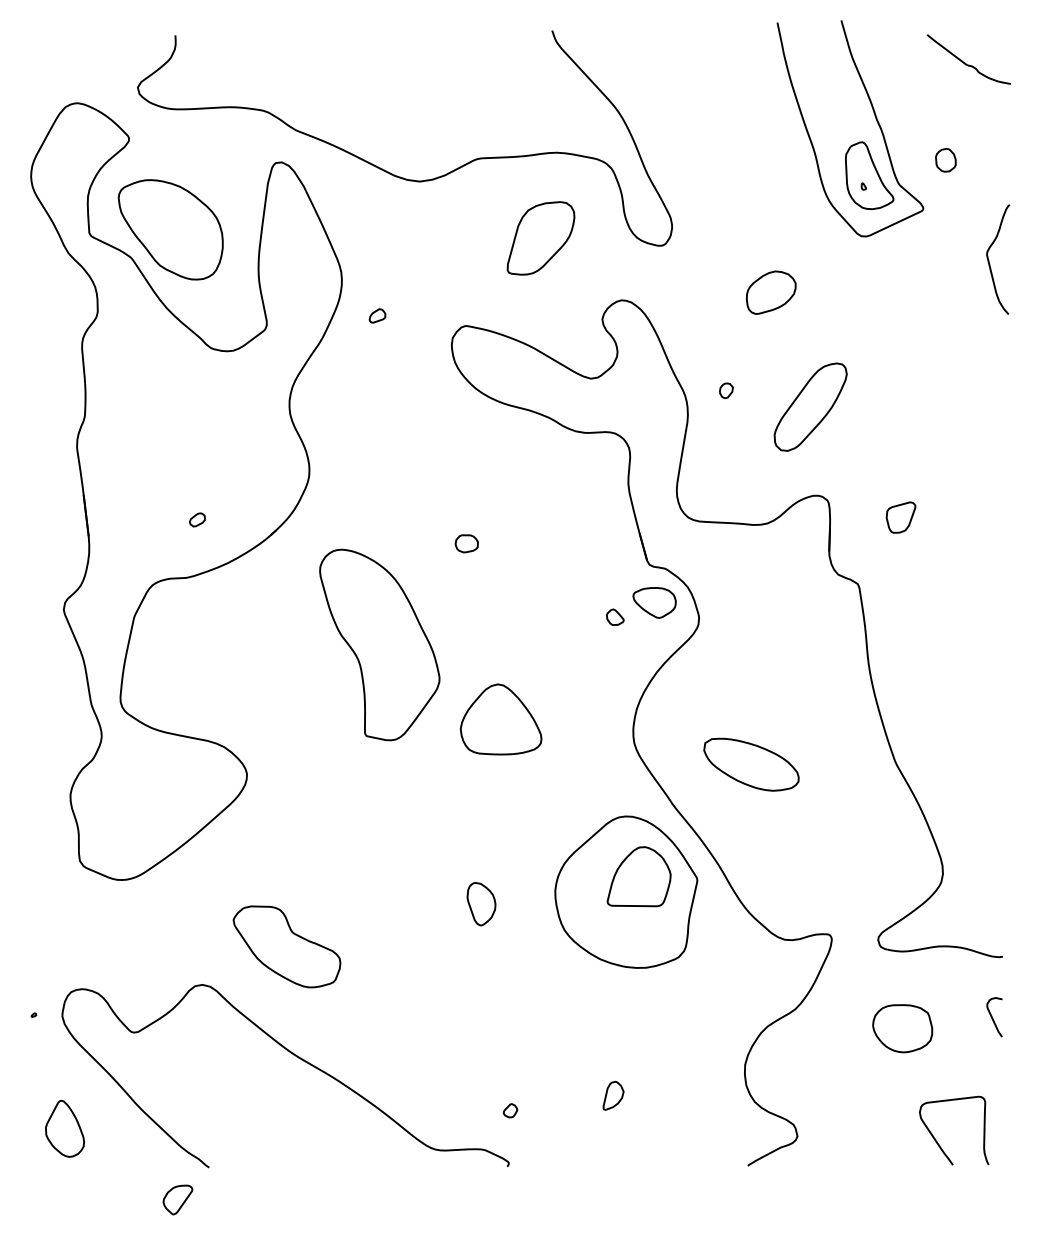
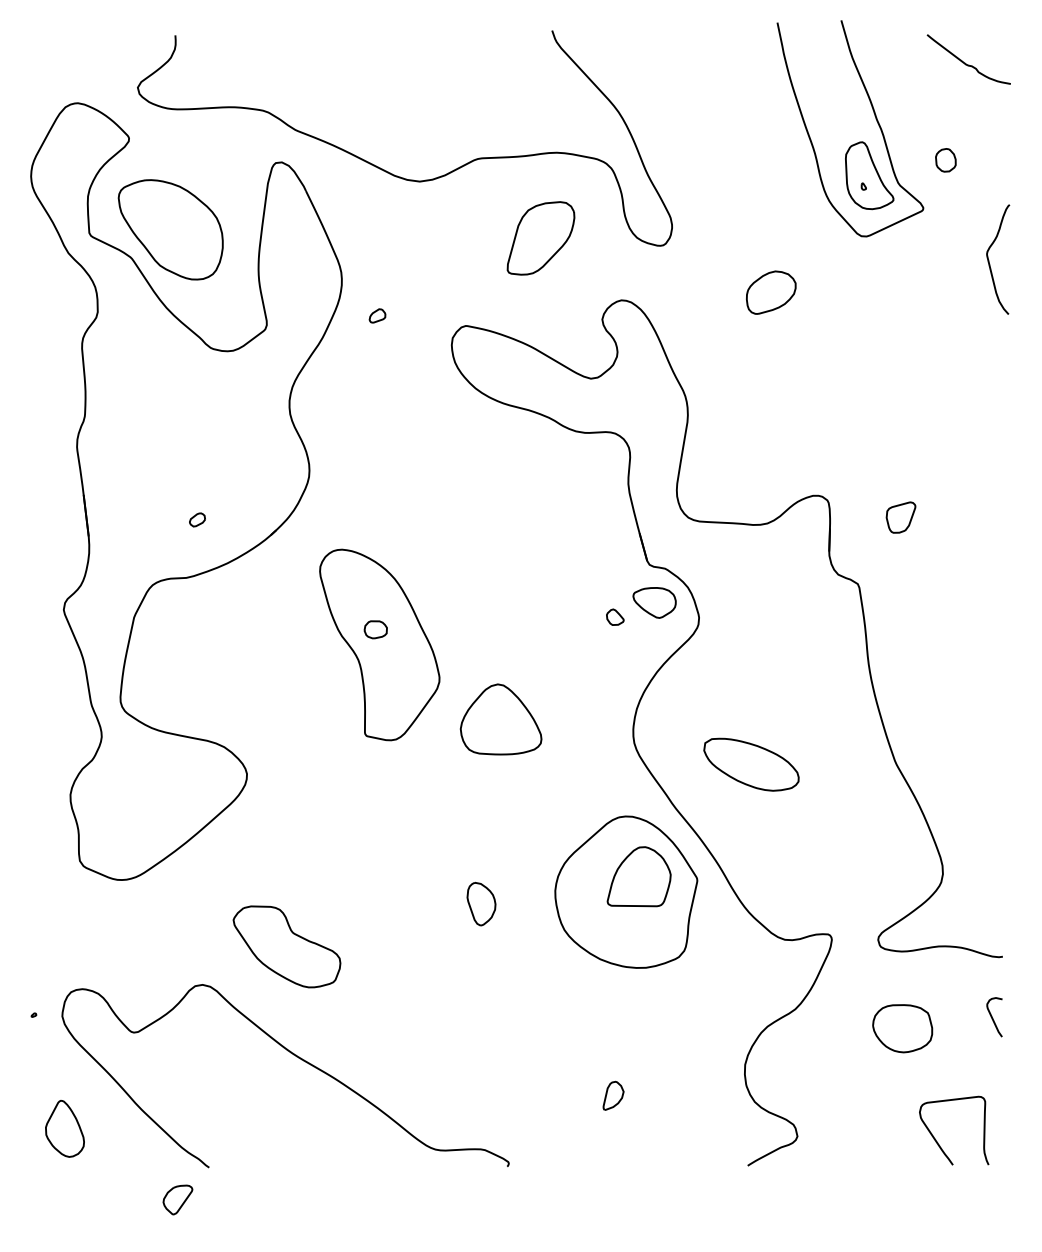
part: present -> none (726, 390)
part: present -> none (810, 406)
part position: (466, 543) -> (375, 629) (375, 629)
part: present -> none (510, 1110)
